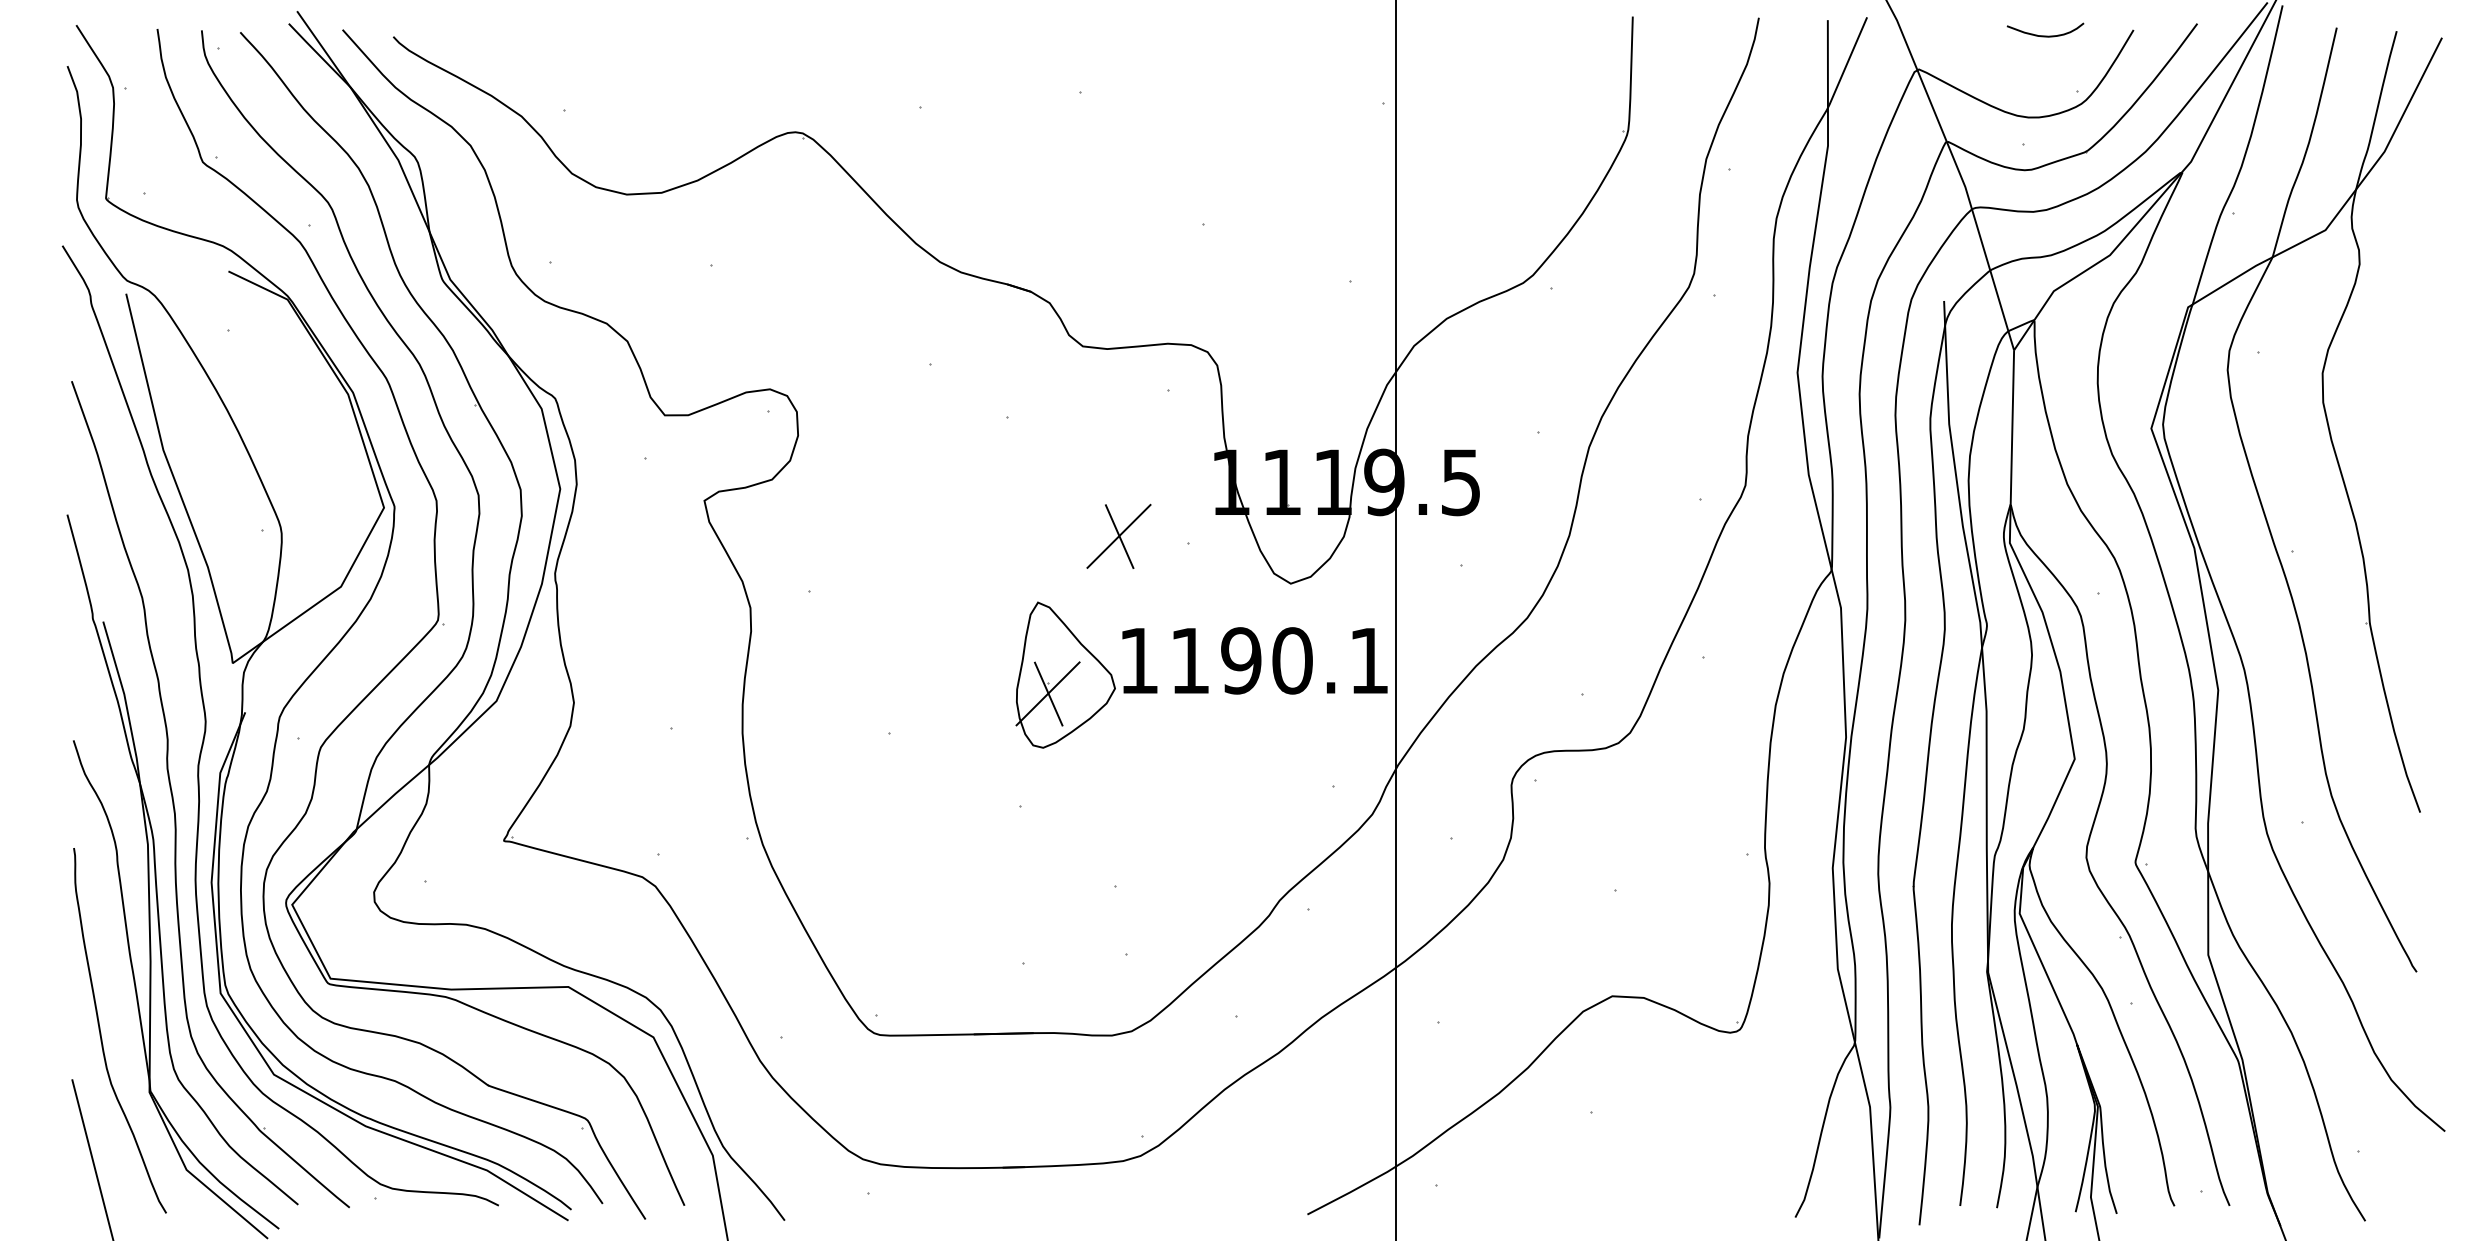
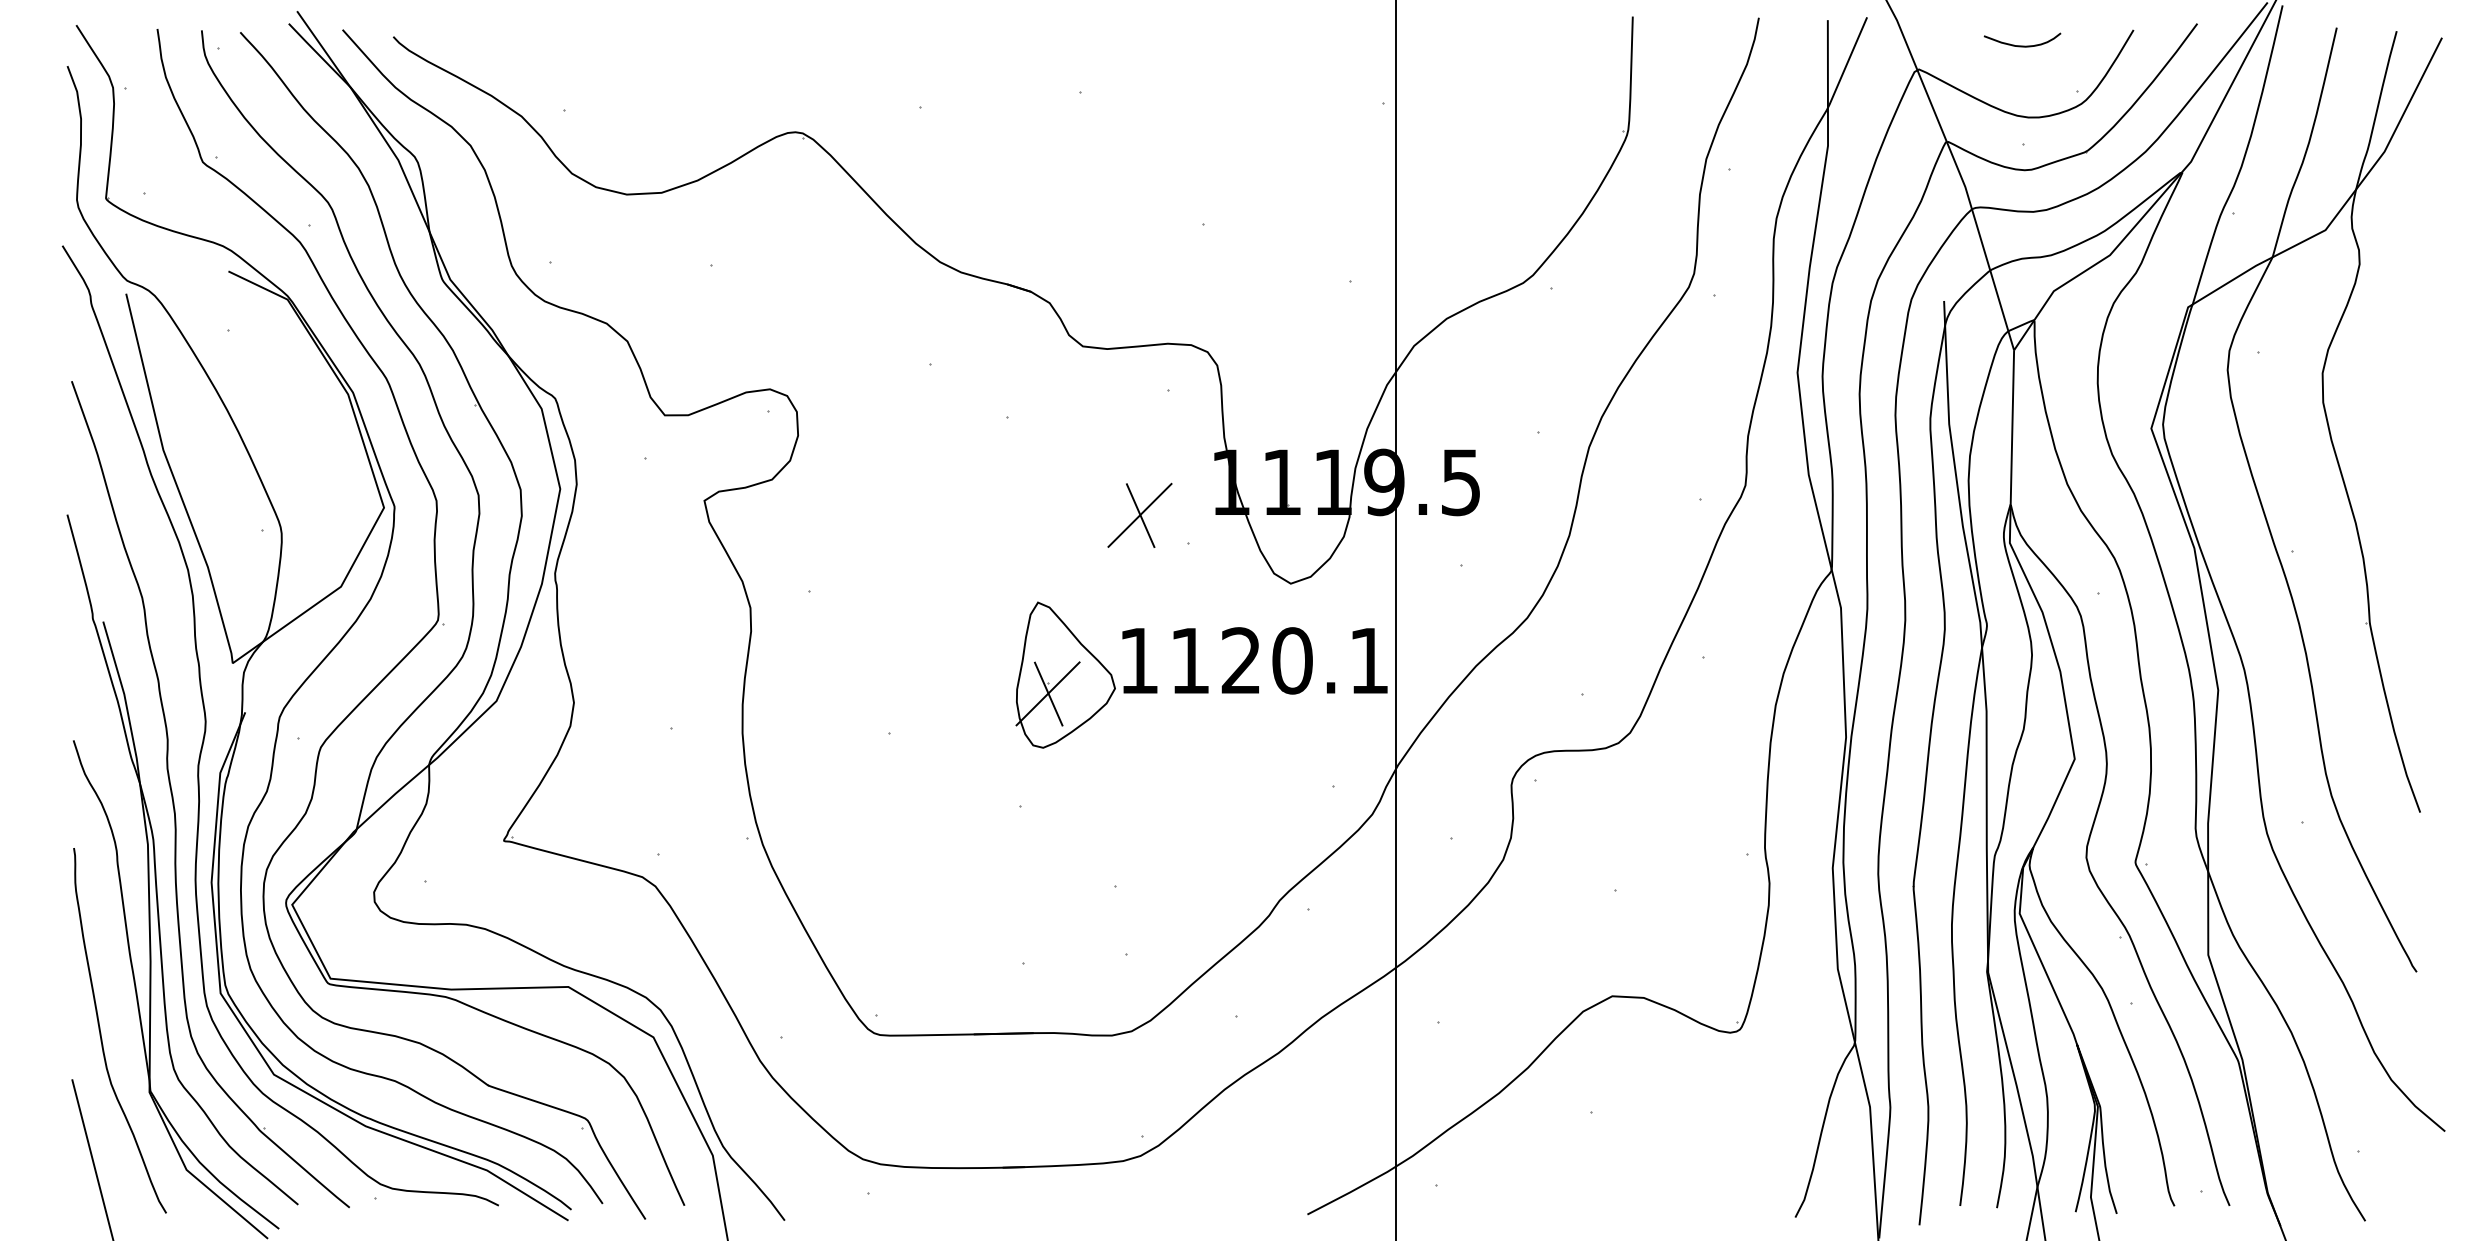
curve position: (2045, 35) -> (2022, 45) (2022, 45)
part position: (1118, 535) -> (1139, 514) (1139, 514)
text: 1190.1 -> 1120.1 (1241, 660)
